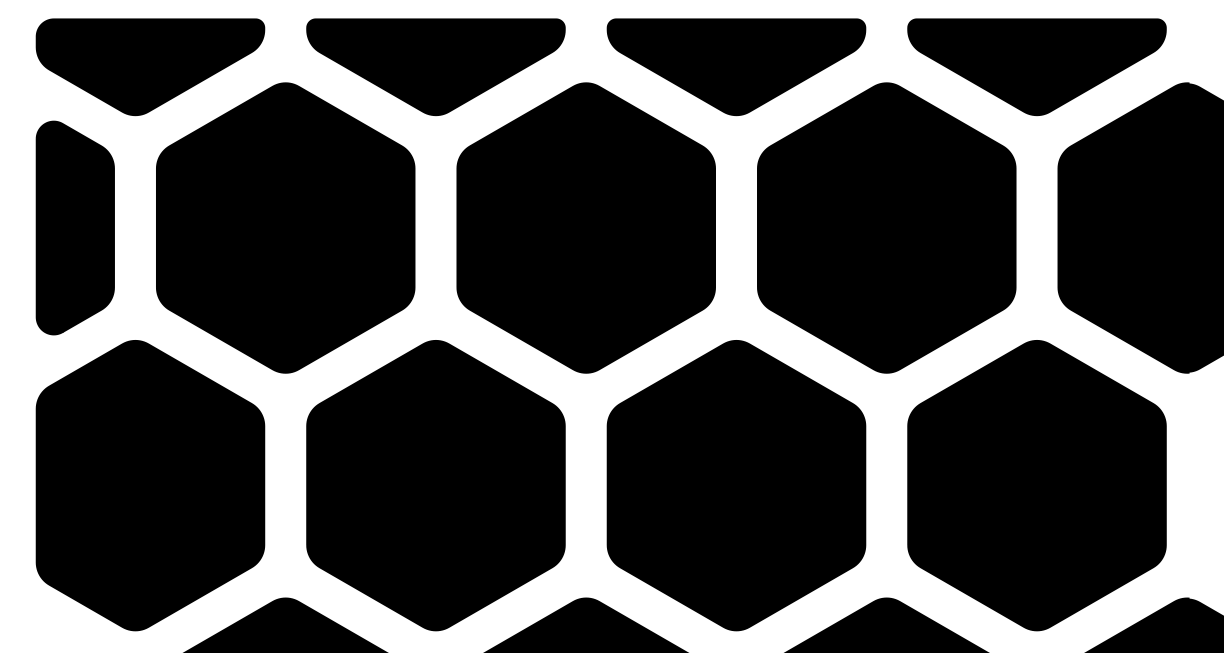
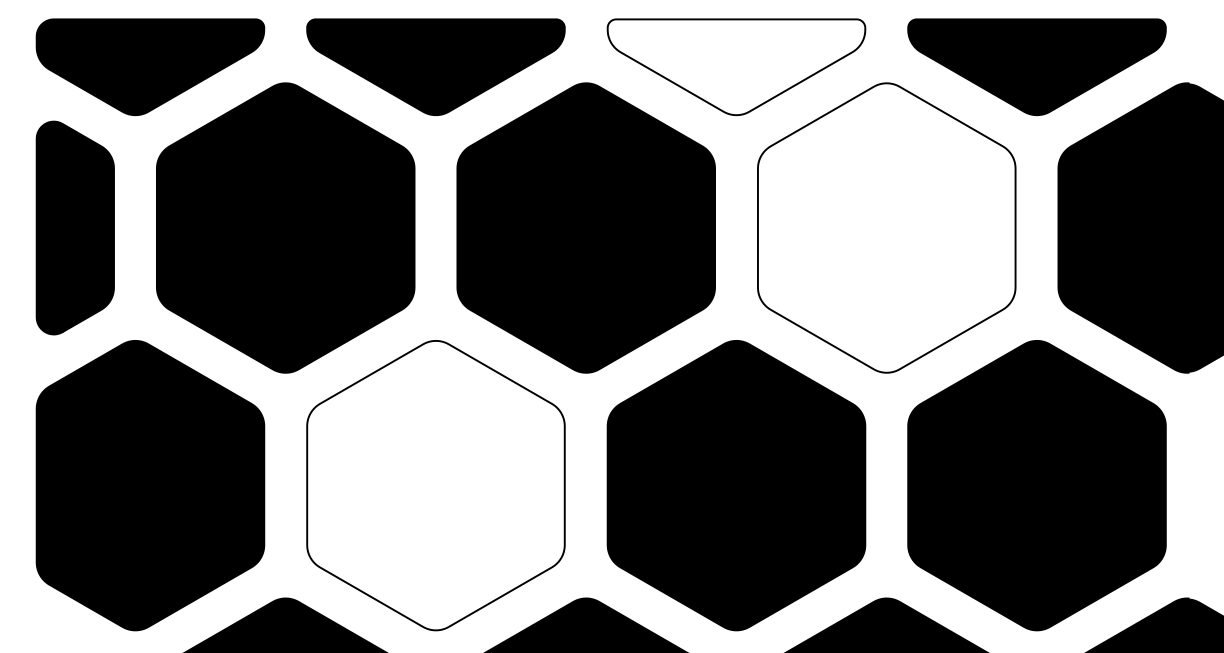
fill: present -> none (736, 67)
fill: present -> none (886, 227)
fill: present -> none (435, 485)
